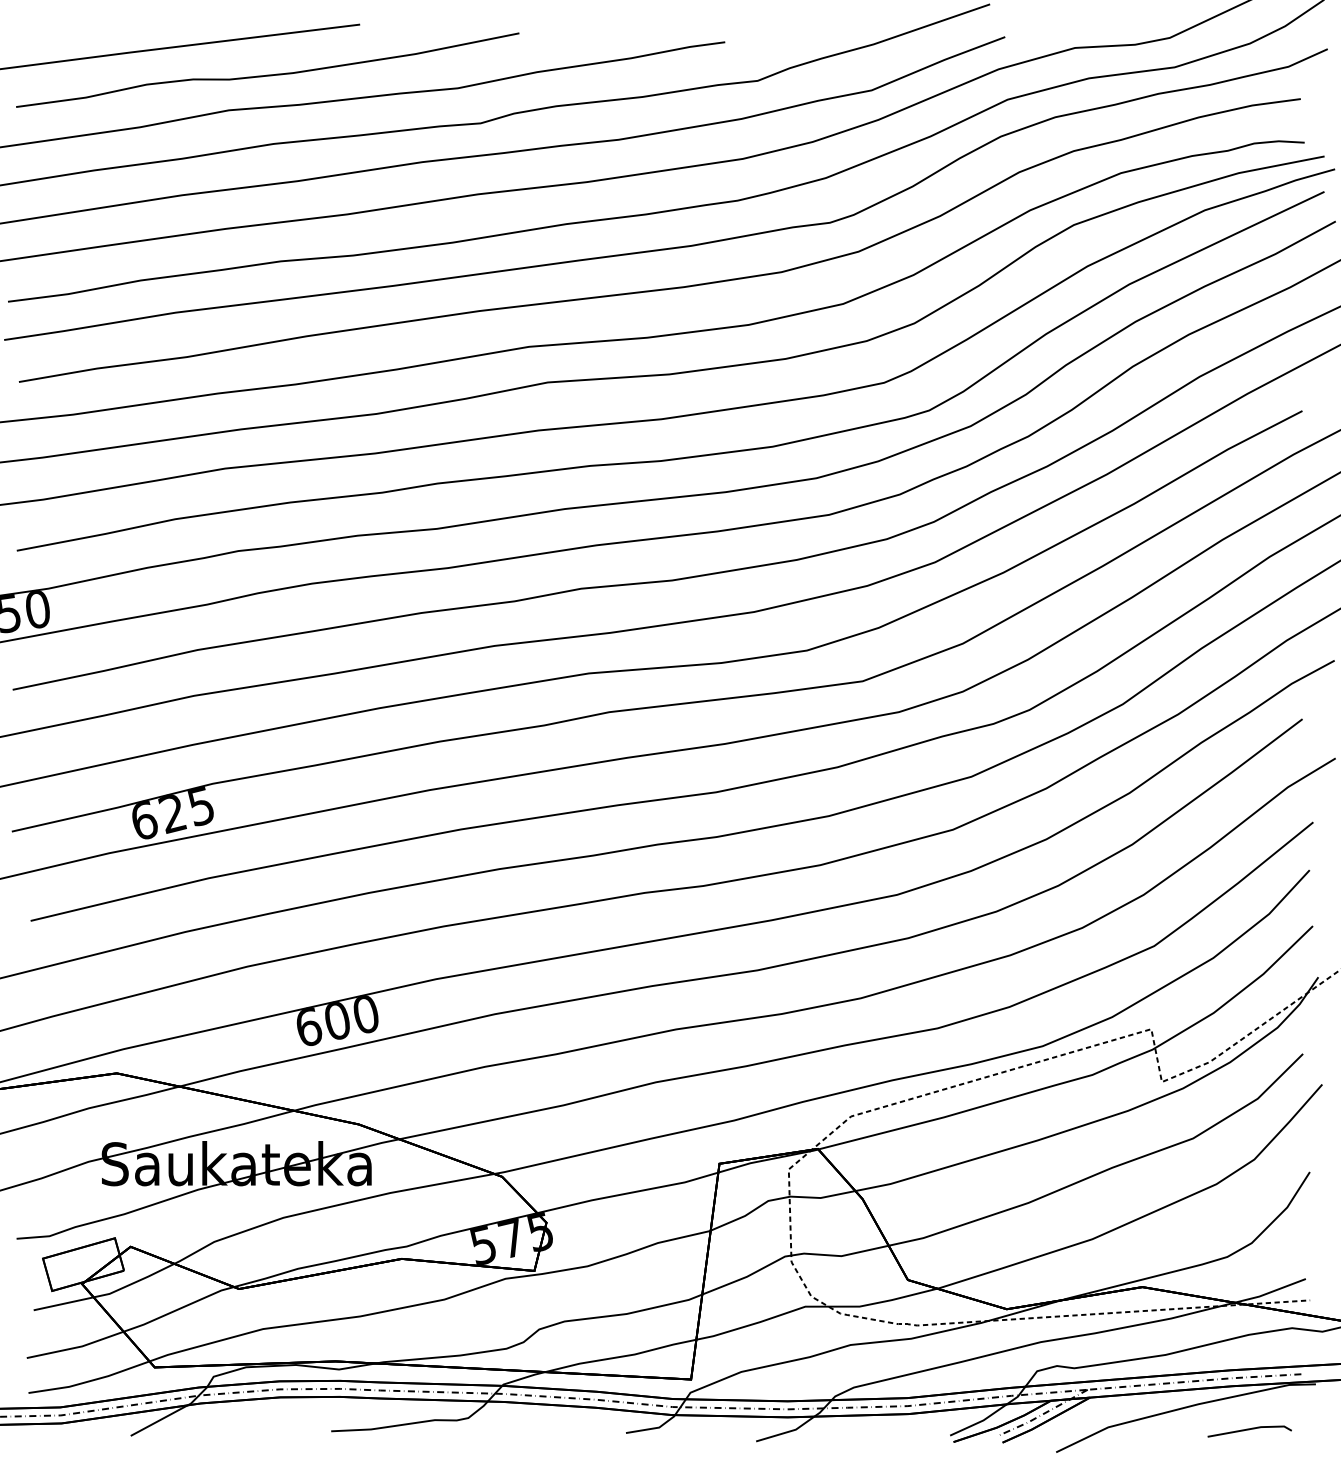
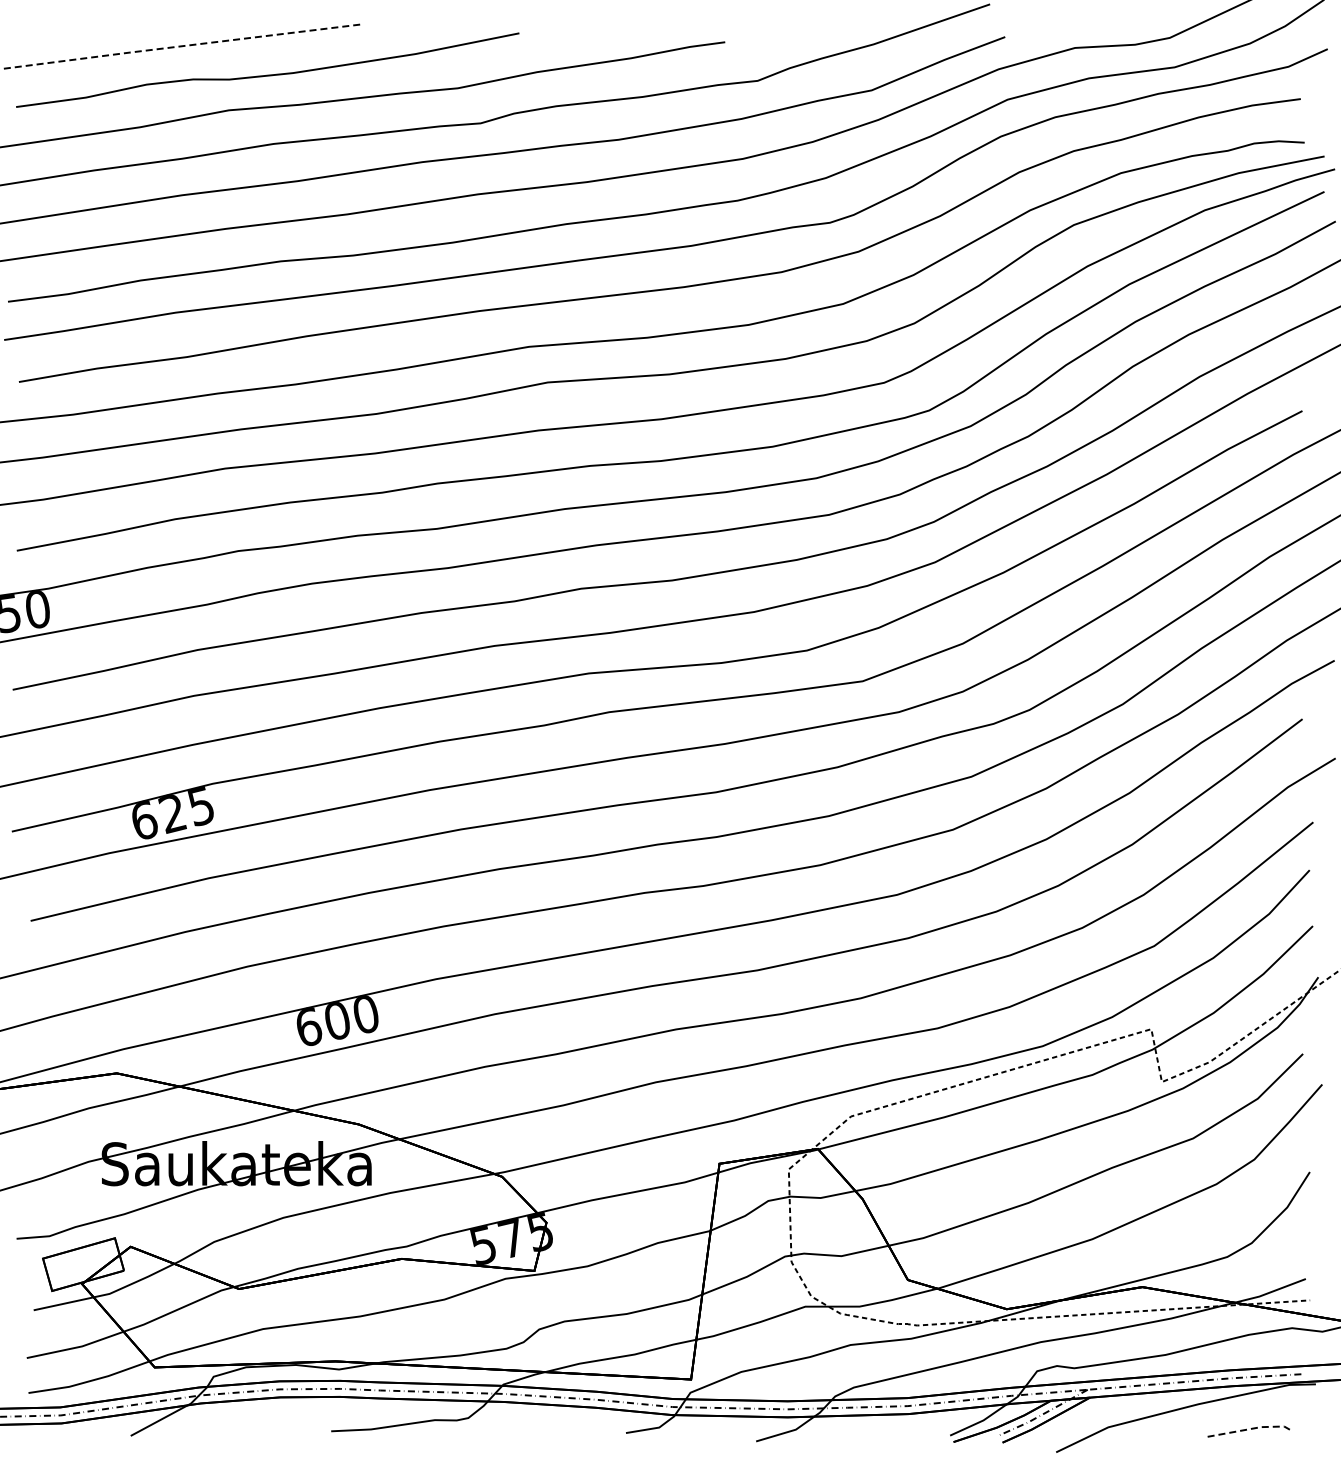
line: solid -> dashed (180, 46)
line: solid -> dashed (1251, 1428)
